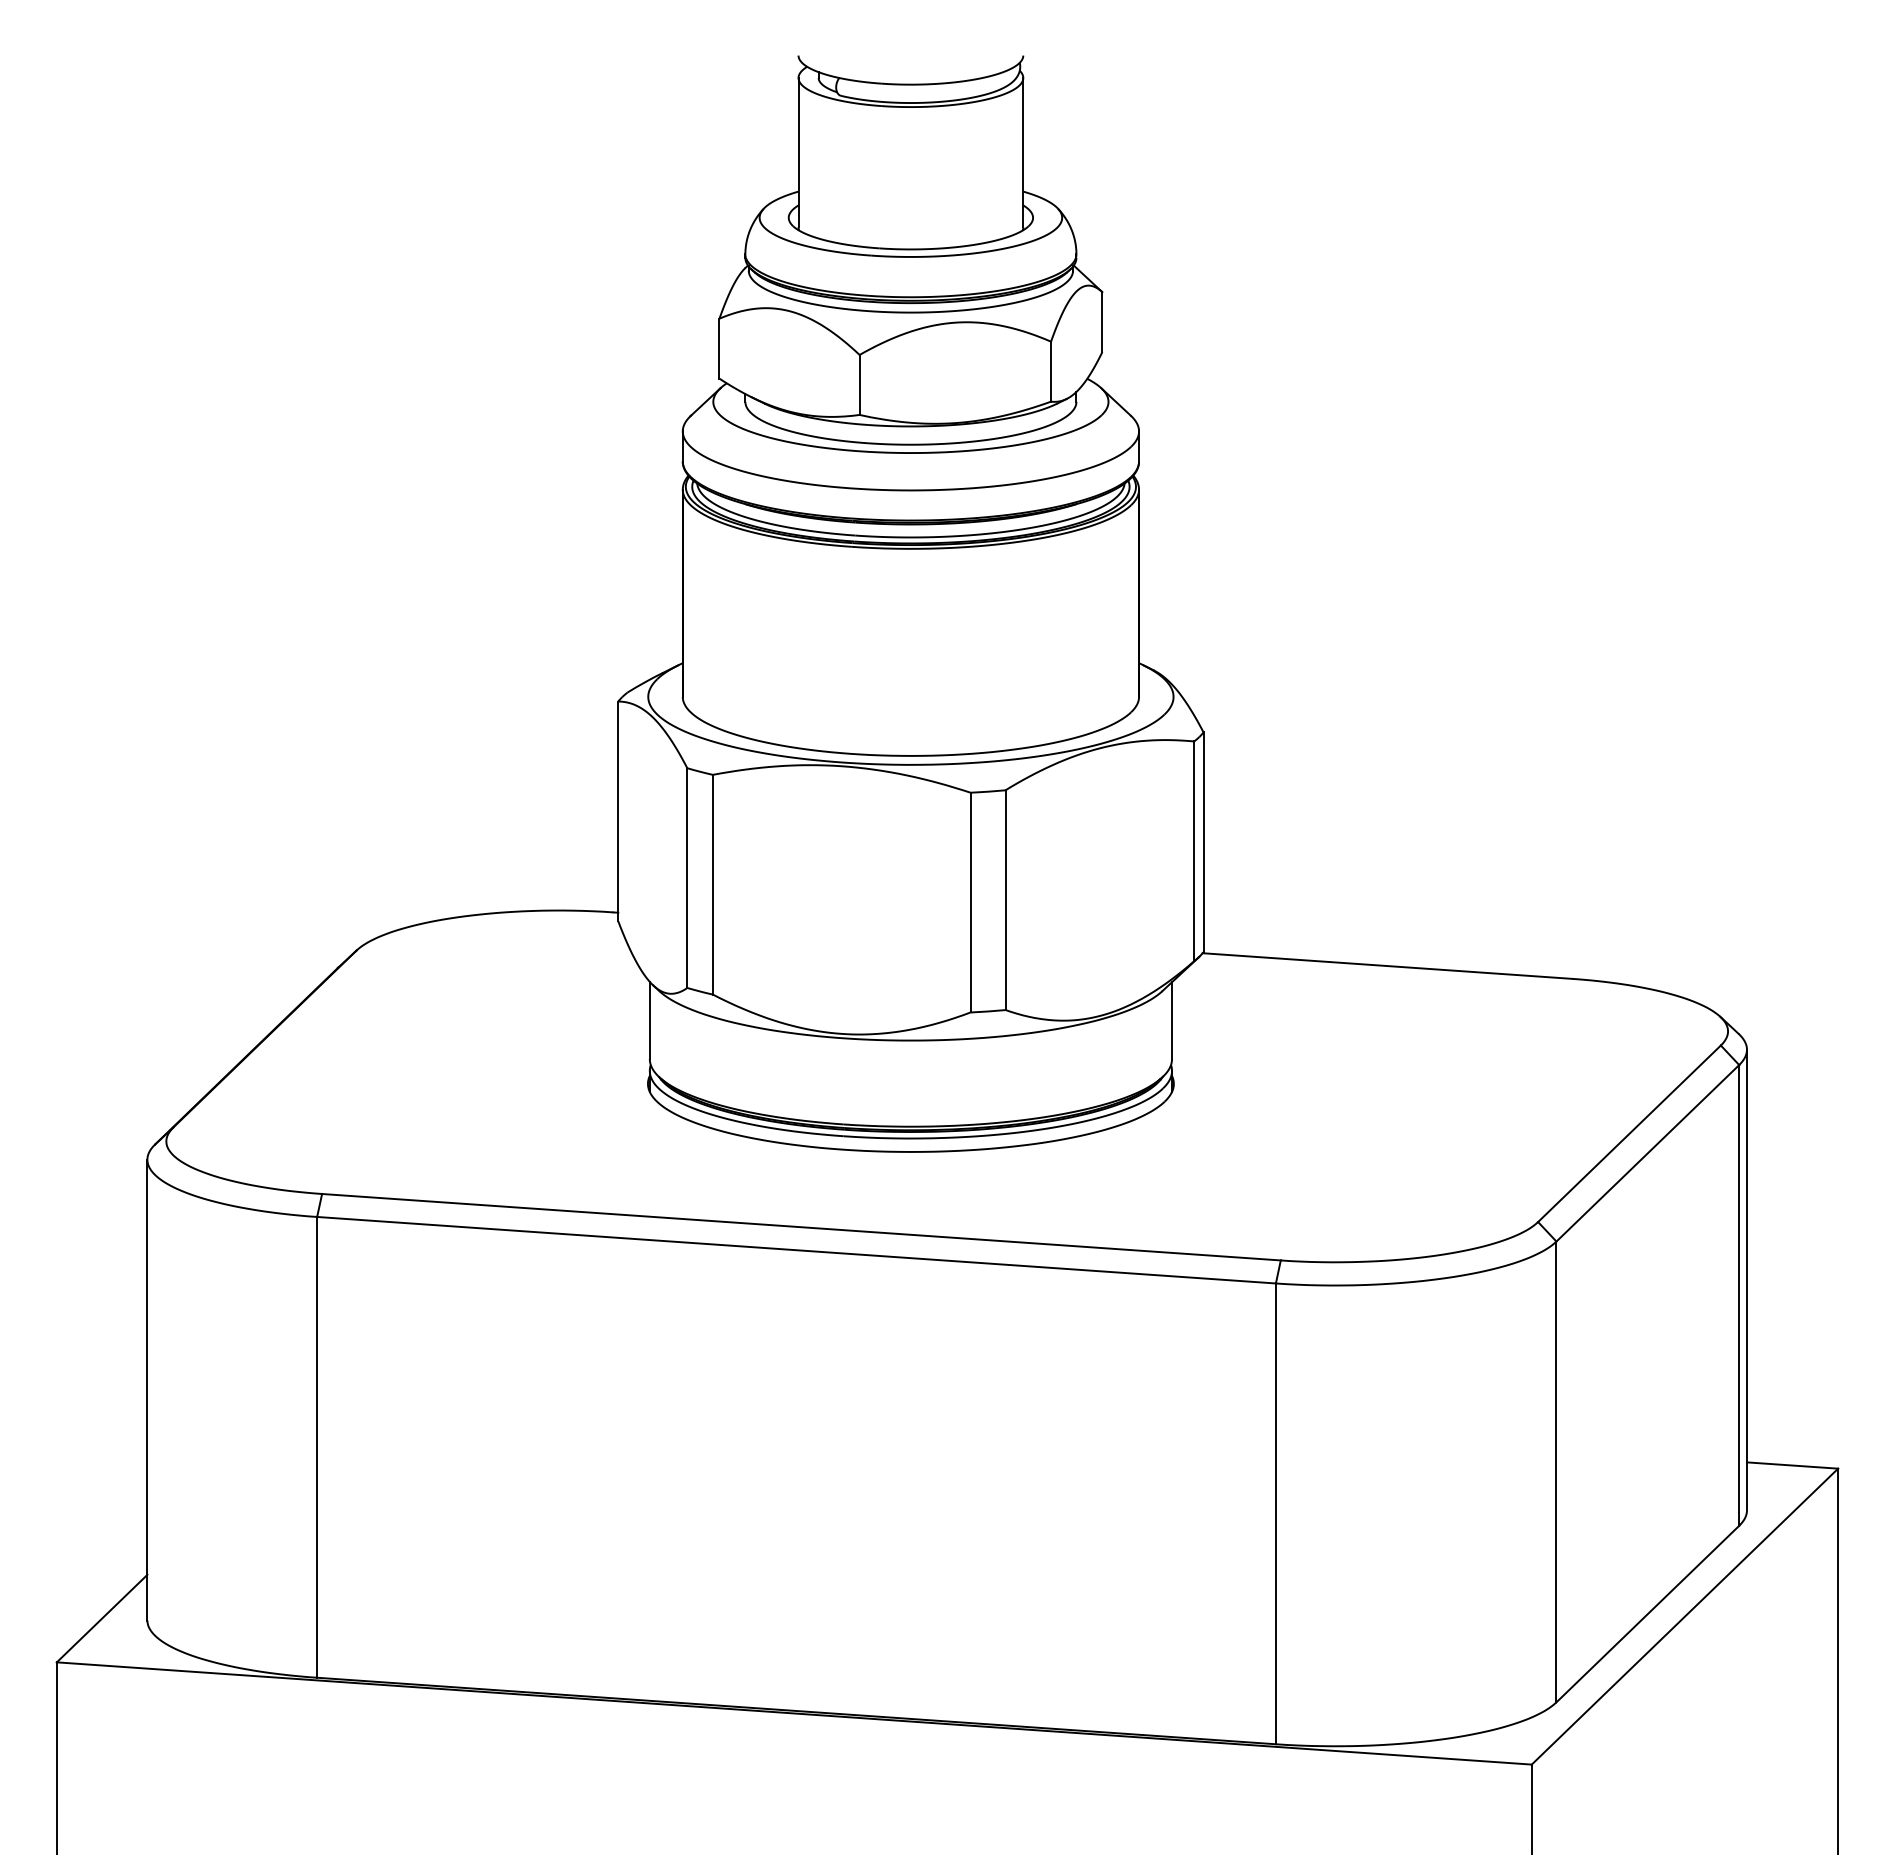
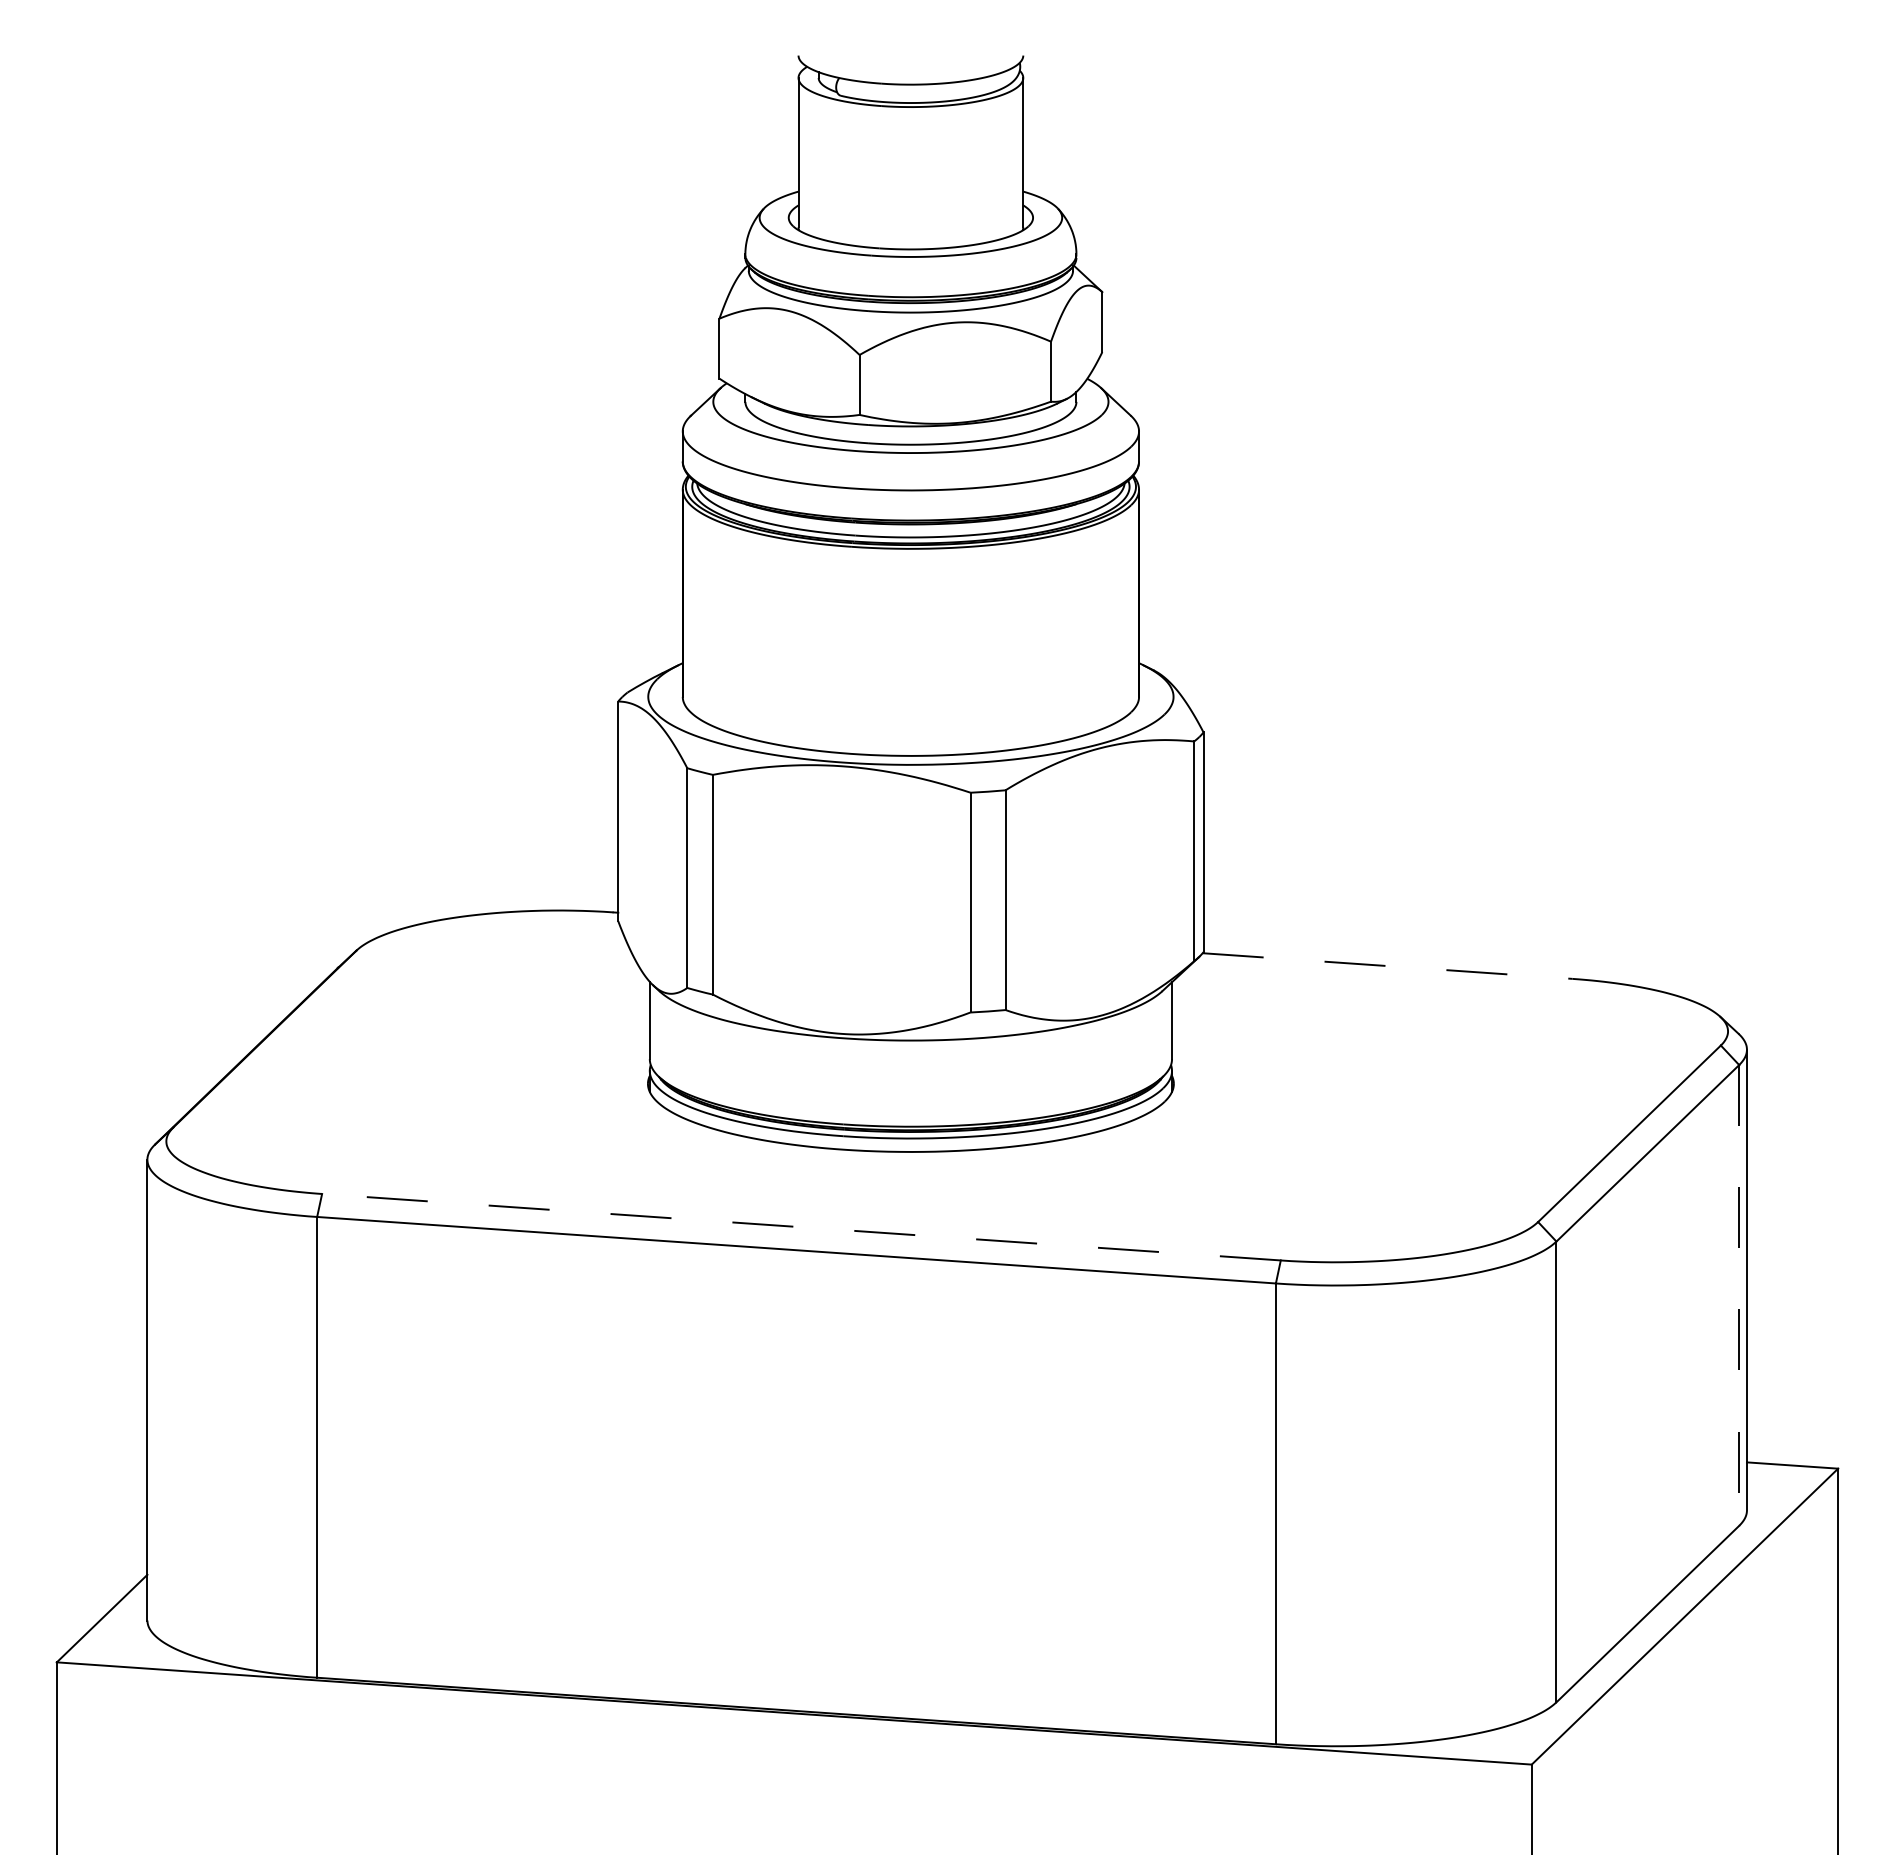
line: solid -> dashed (1388, 966)
line: solid -> dashed (800, 1227)
line: solid -> dashed (1739, 1295)
